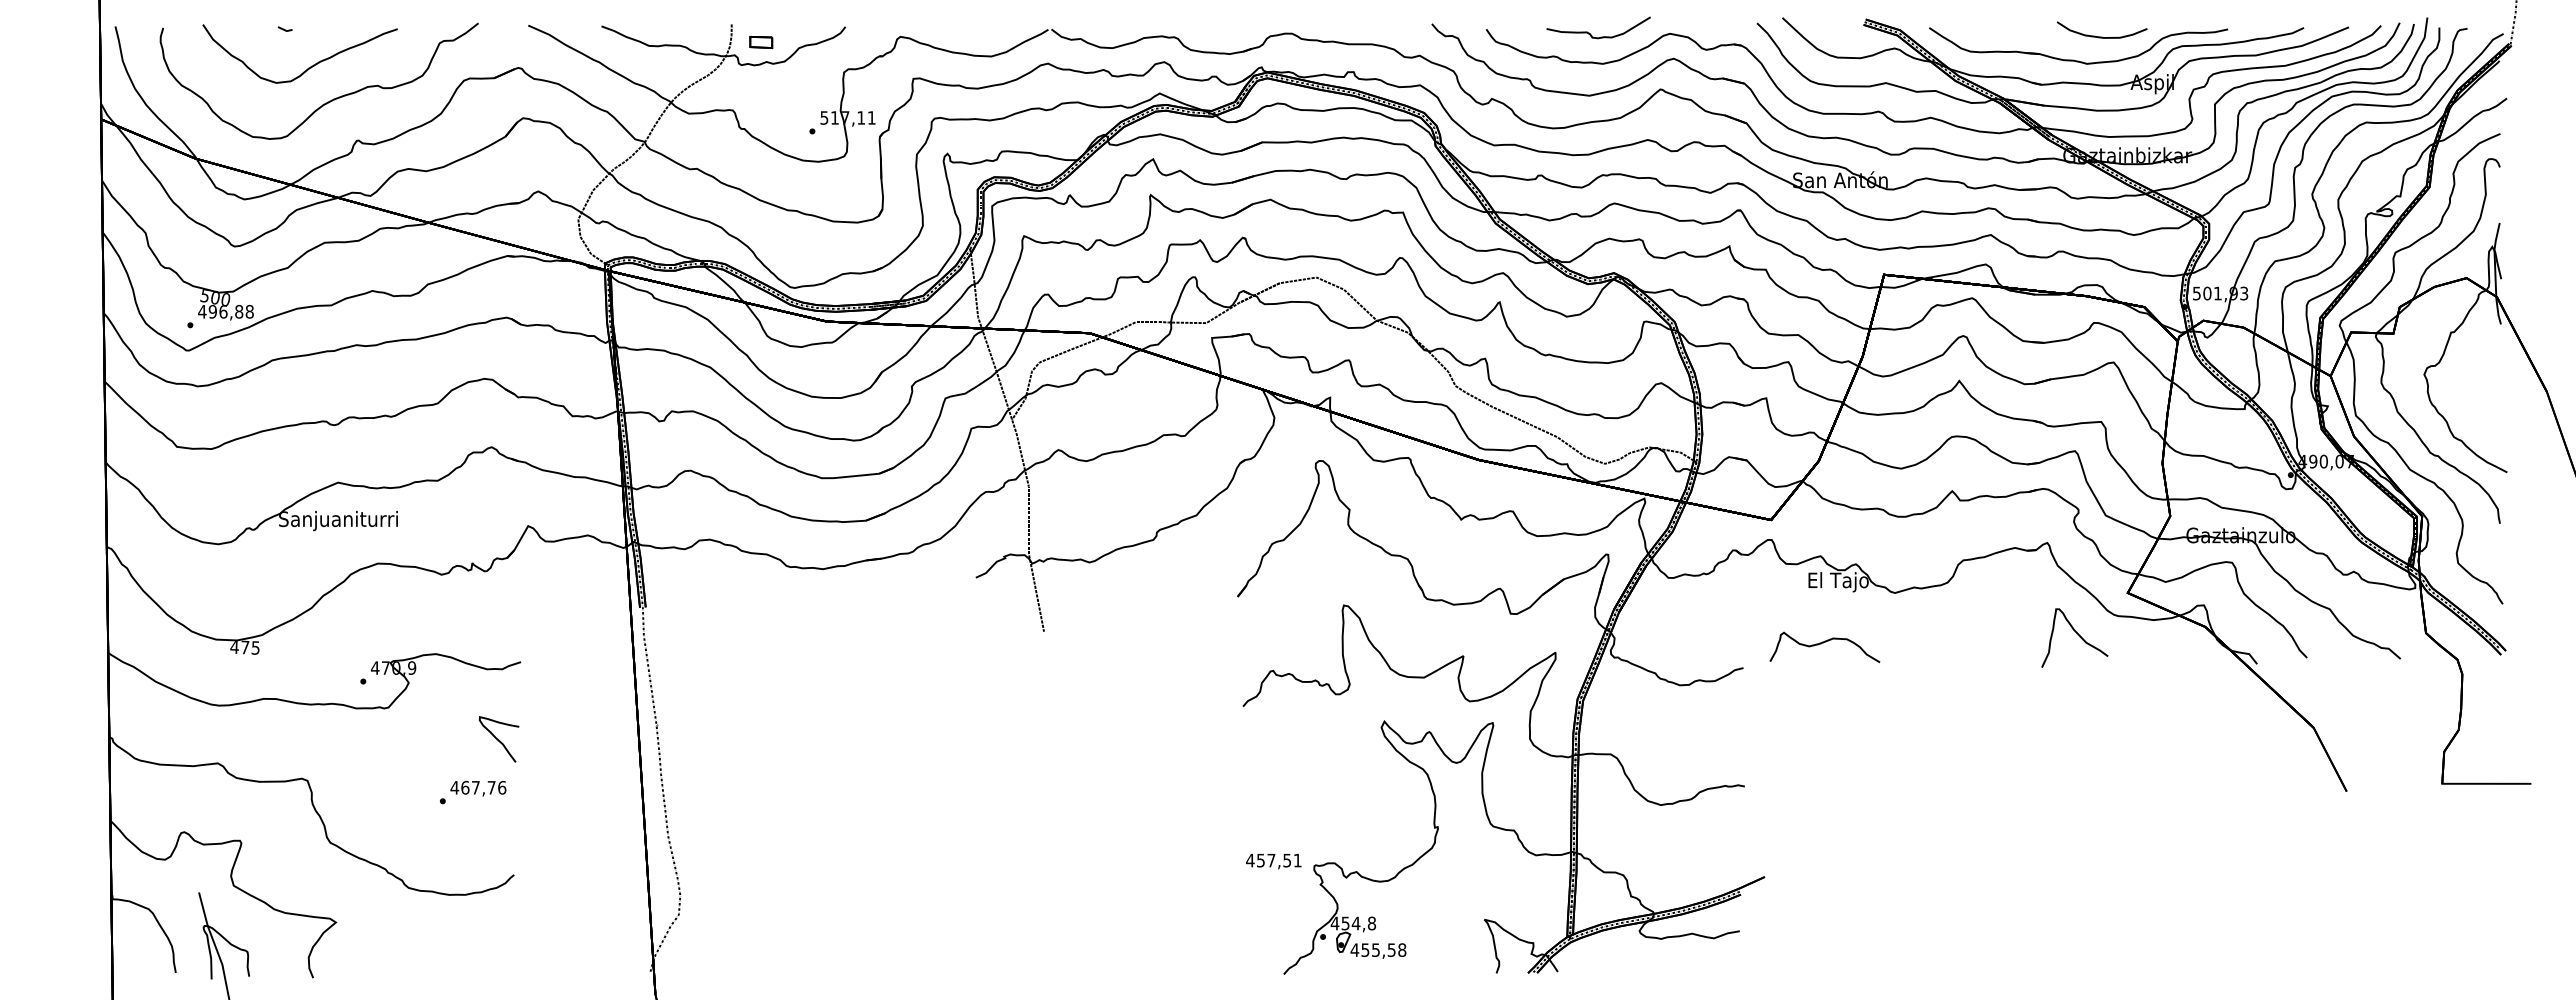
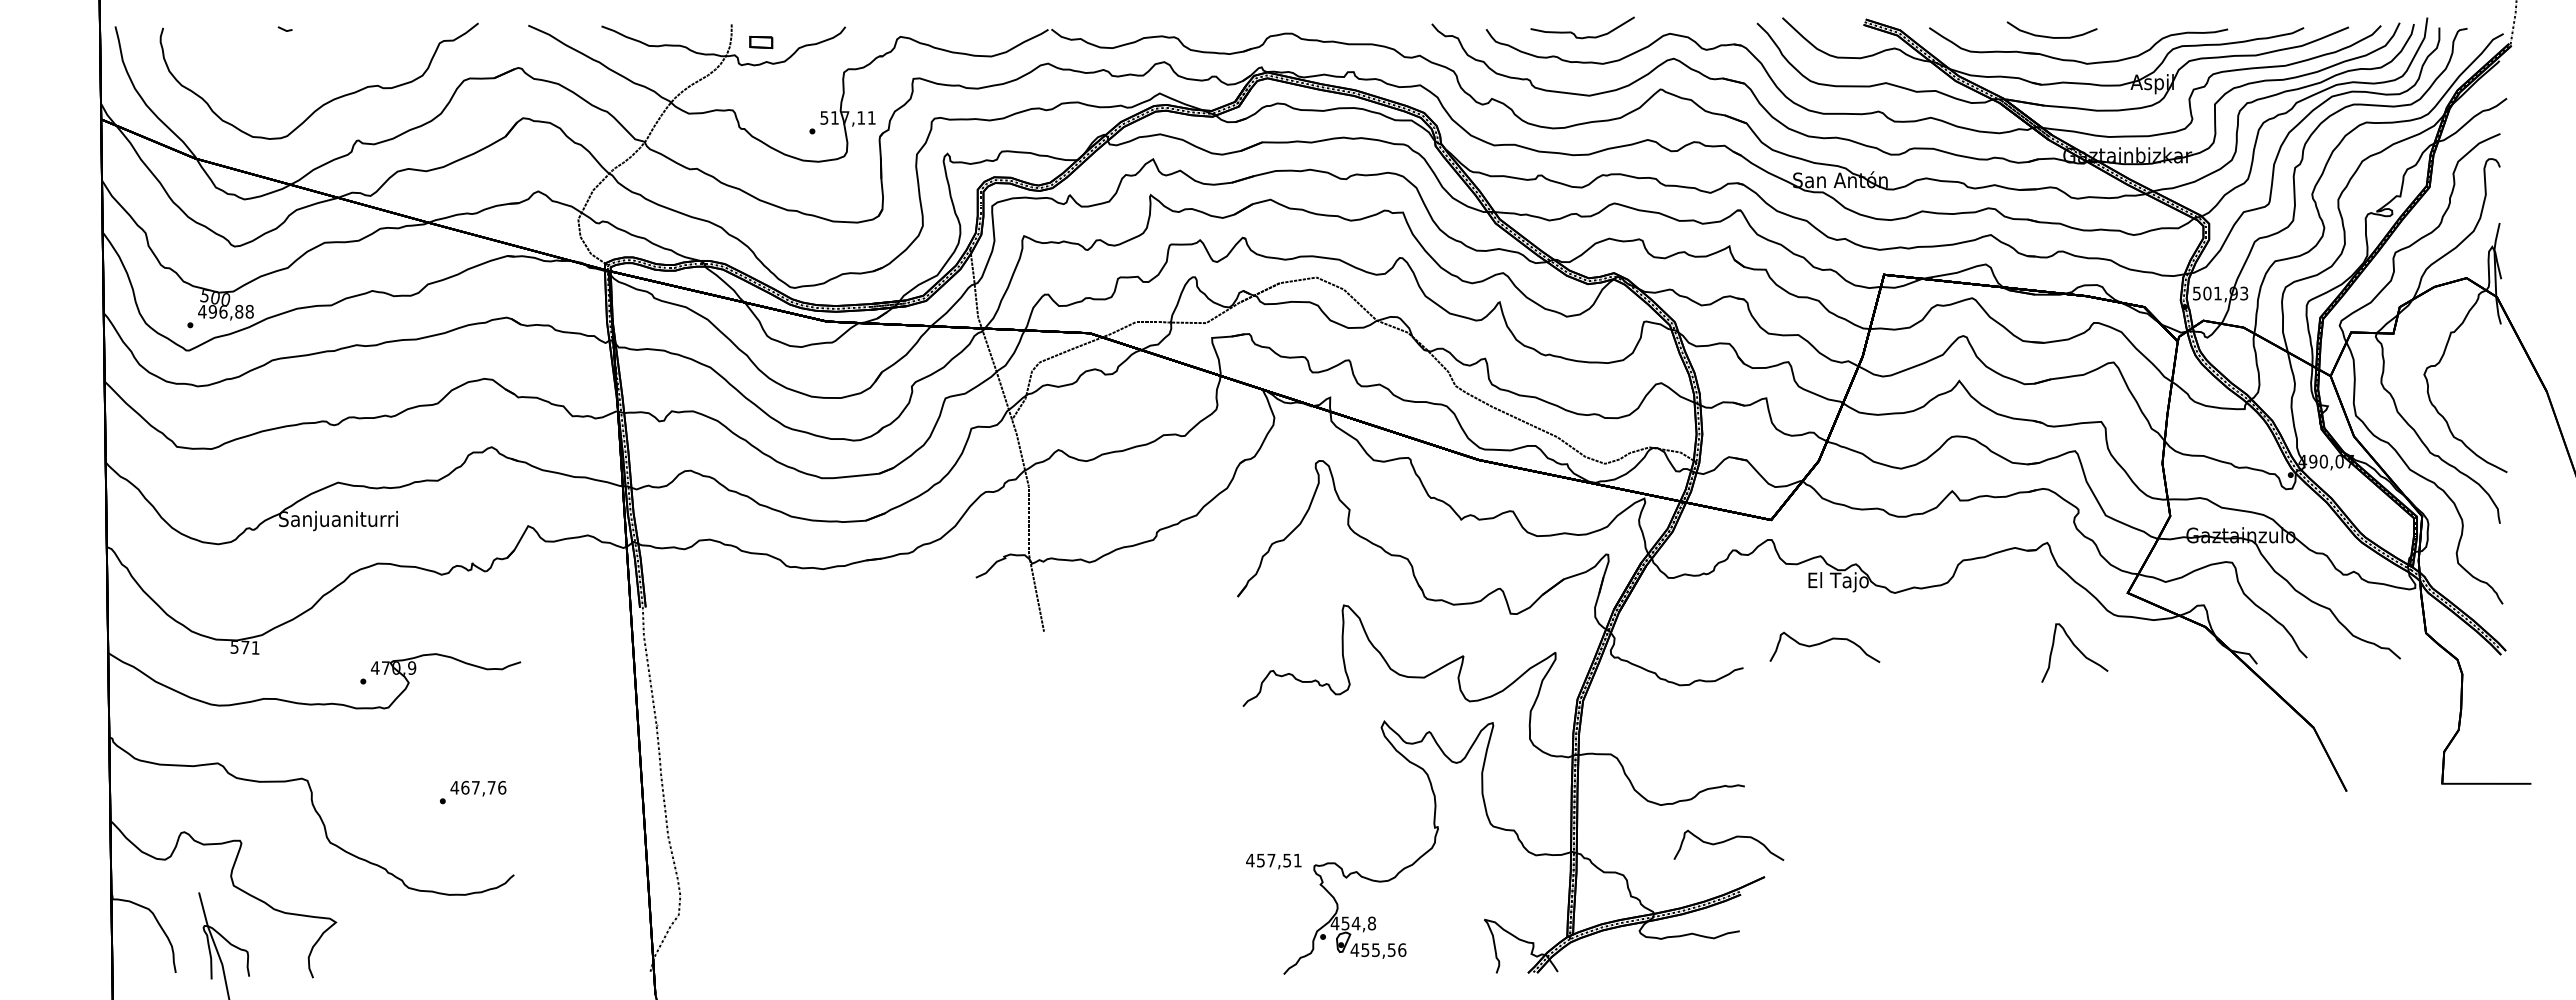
curve position: (1601, 36) -> (1585, 36) (1585, 36)
curve position: (2101, 36) -> (2051, 36) (2051, 36)
curve: present -> none (308, 67)
curve position: (2077, 634) -> (2077, 649) (2077, 649)
text: 475 -> 571 (244, 647)
curve: present -> none (498, 739)
curve: none -> present (1727, 841)
text: 455,58 -> 455,56 (1402, 949)
